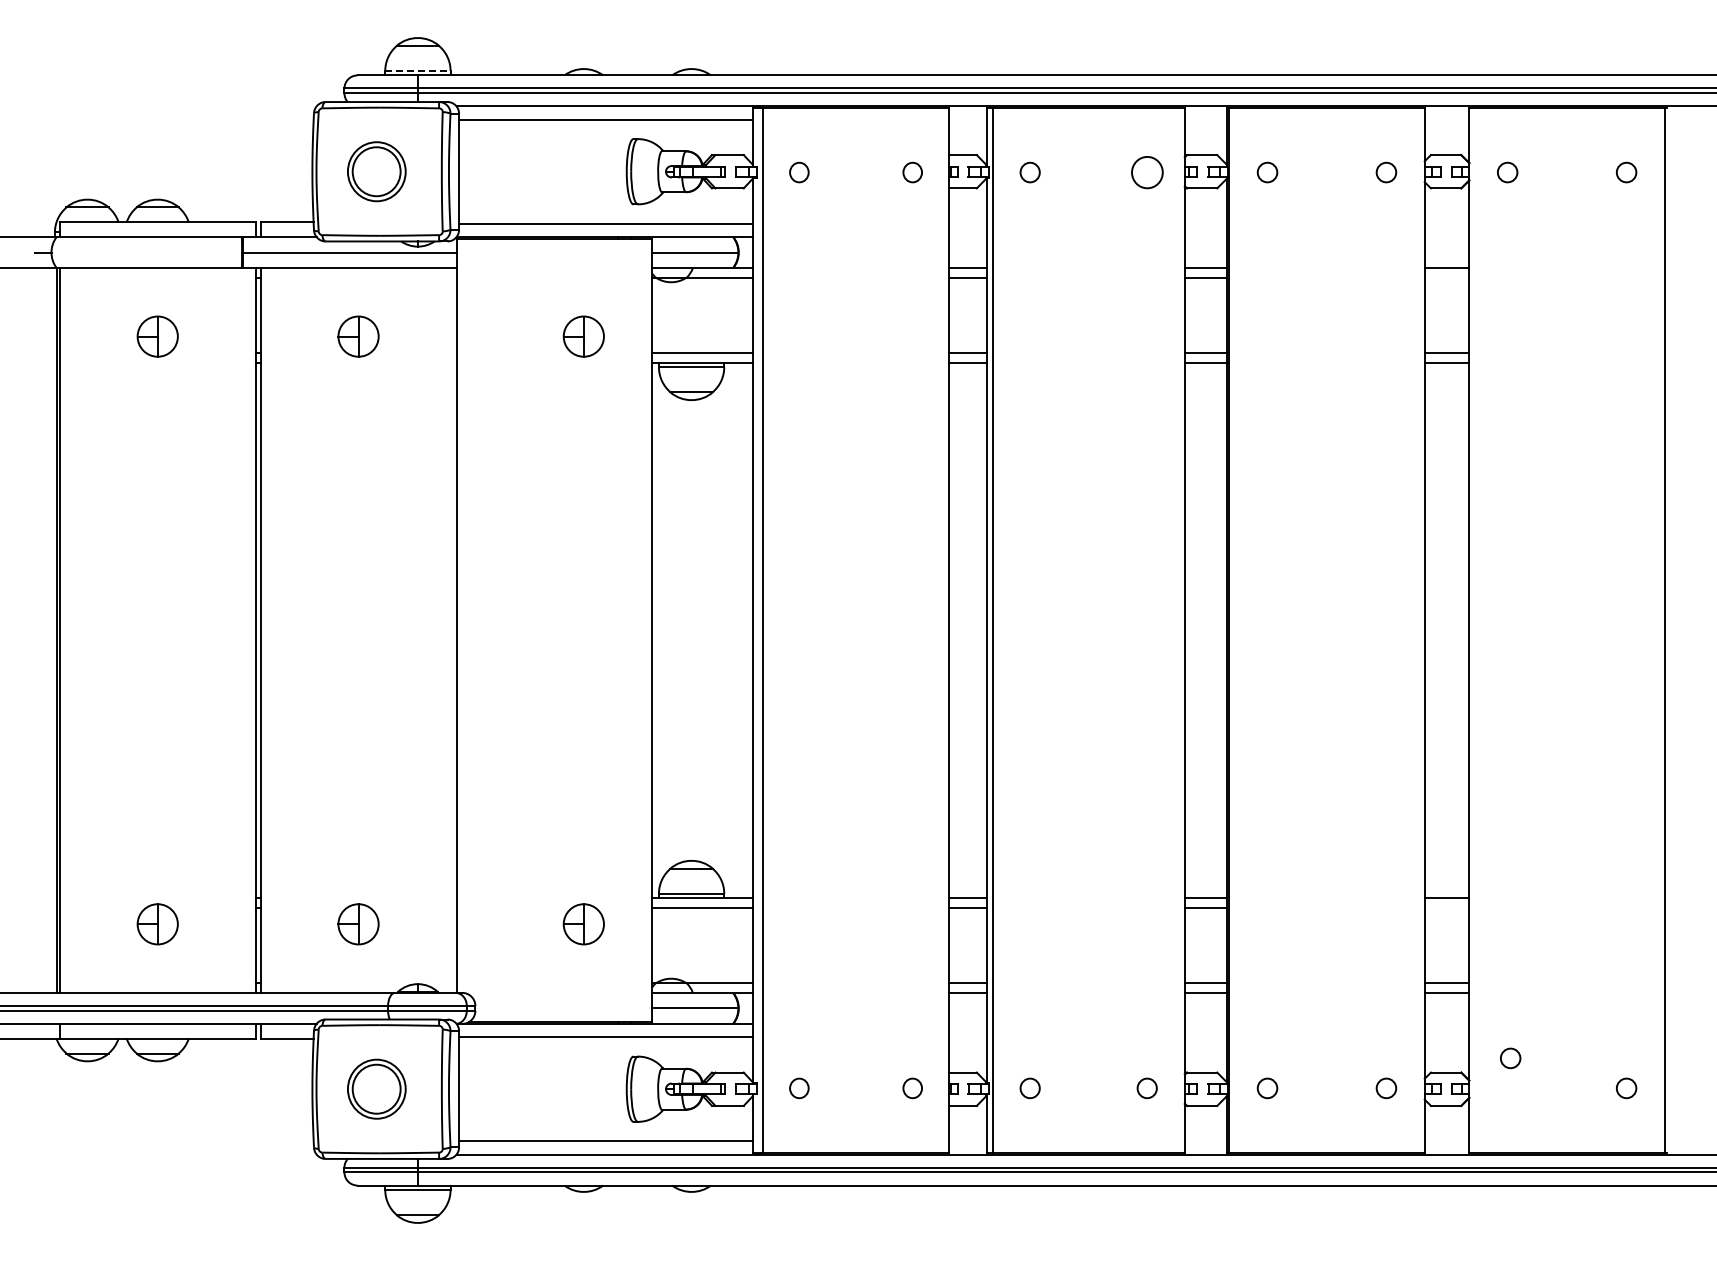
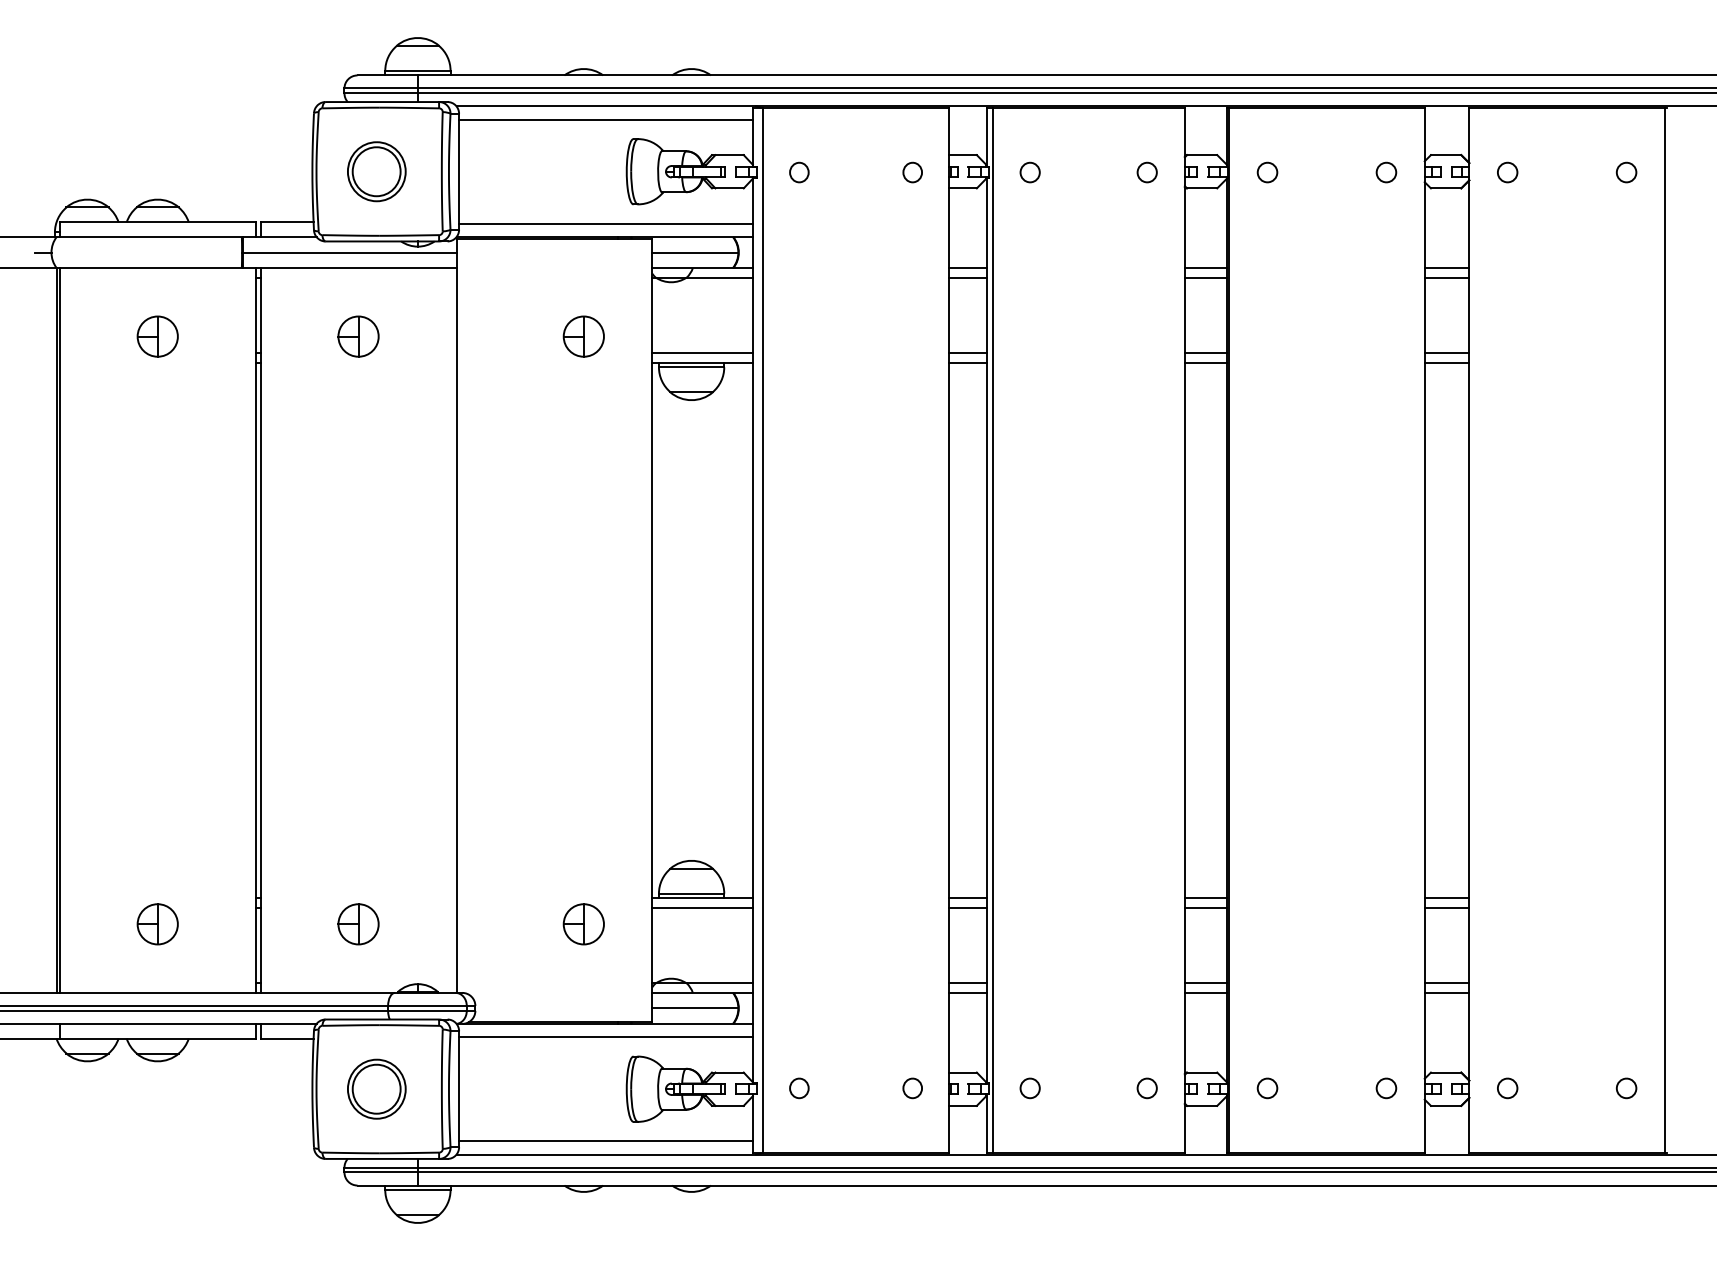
line: dashed -> solid (417, 70)
part size: 33x34 px -> 22x23 px (1146, 172)
line: none -> present (1446, 277)
line: none -> present (1446, 908)
part position: (1510, 1058) -> (1507, 1088) (1507, 1088)
